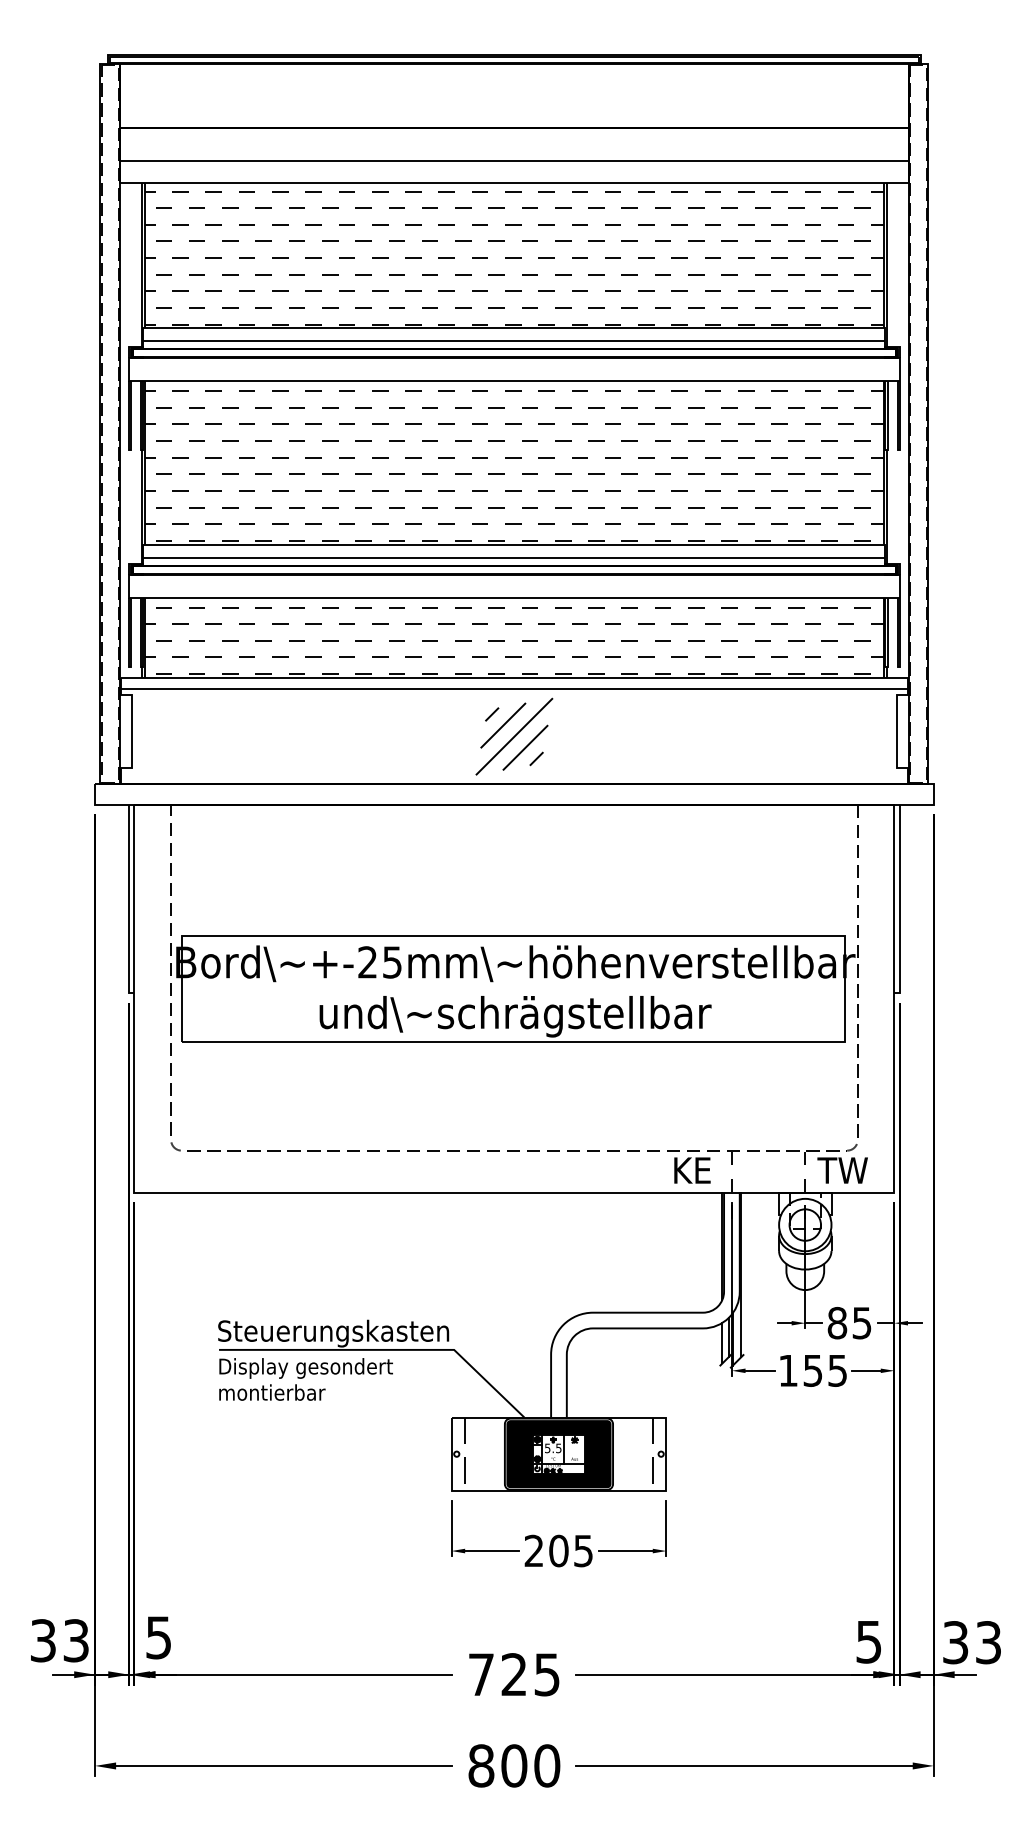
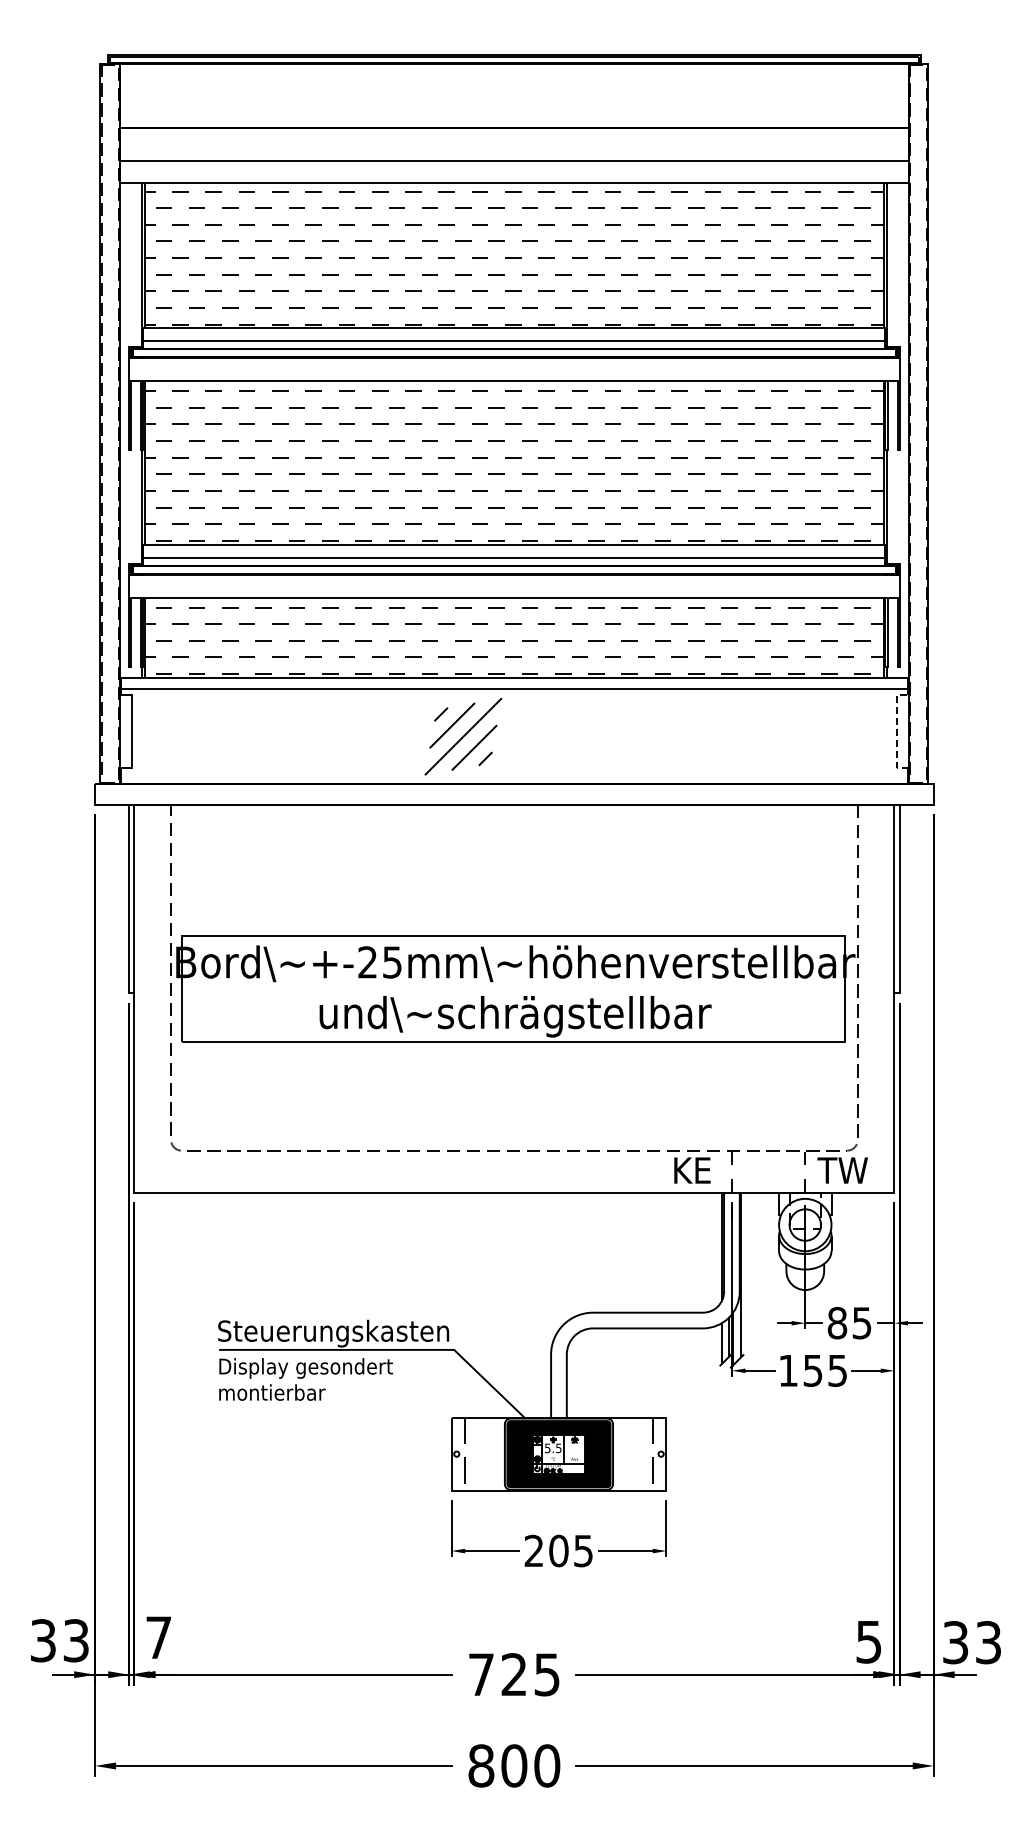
line: solid -> dashed (897, 731)
part position: (514, 736) -> (463, 736) (463, 736)
text: 5 -> 7 (158, 1637)
